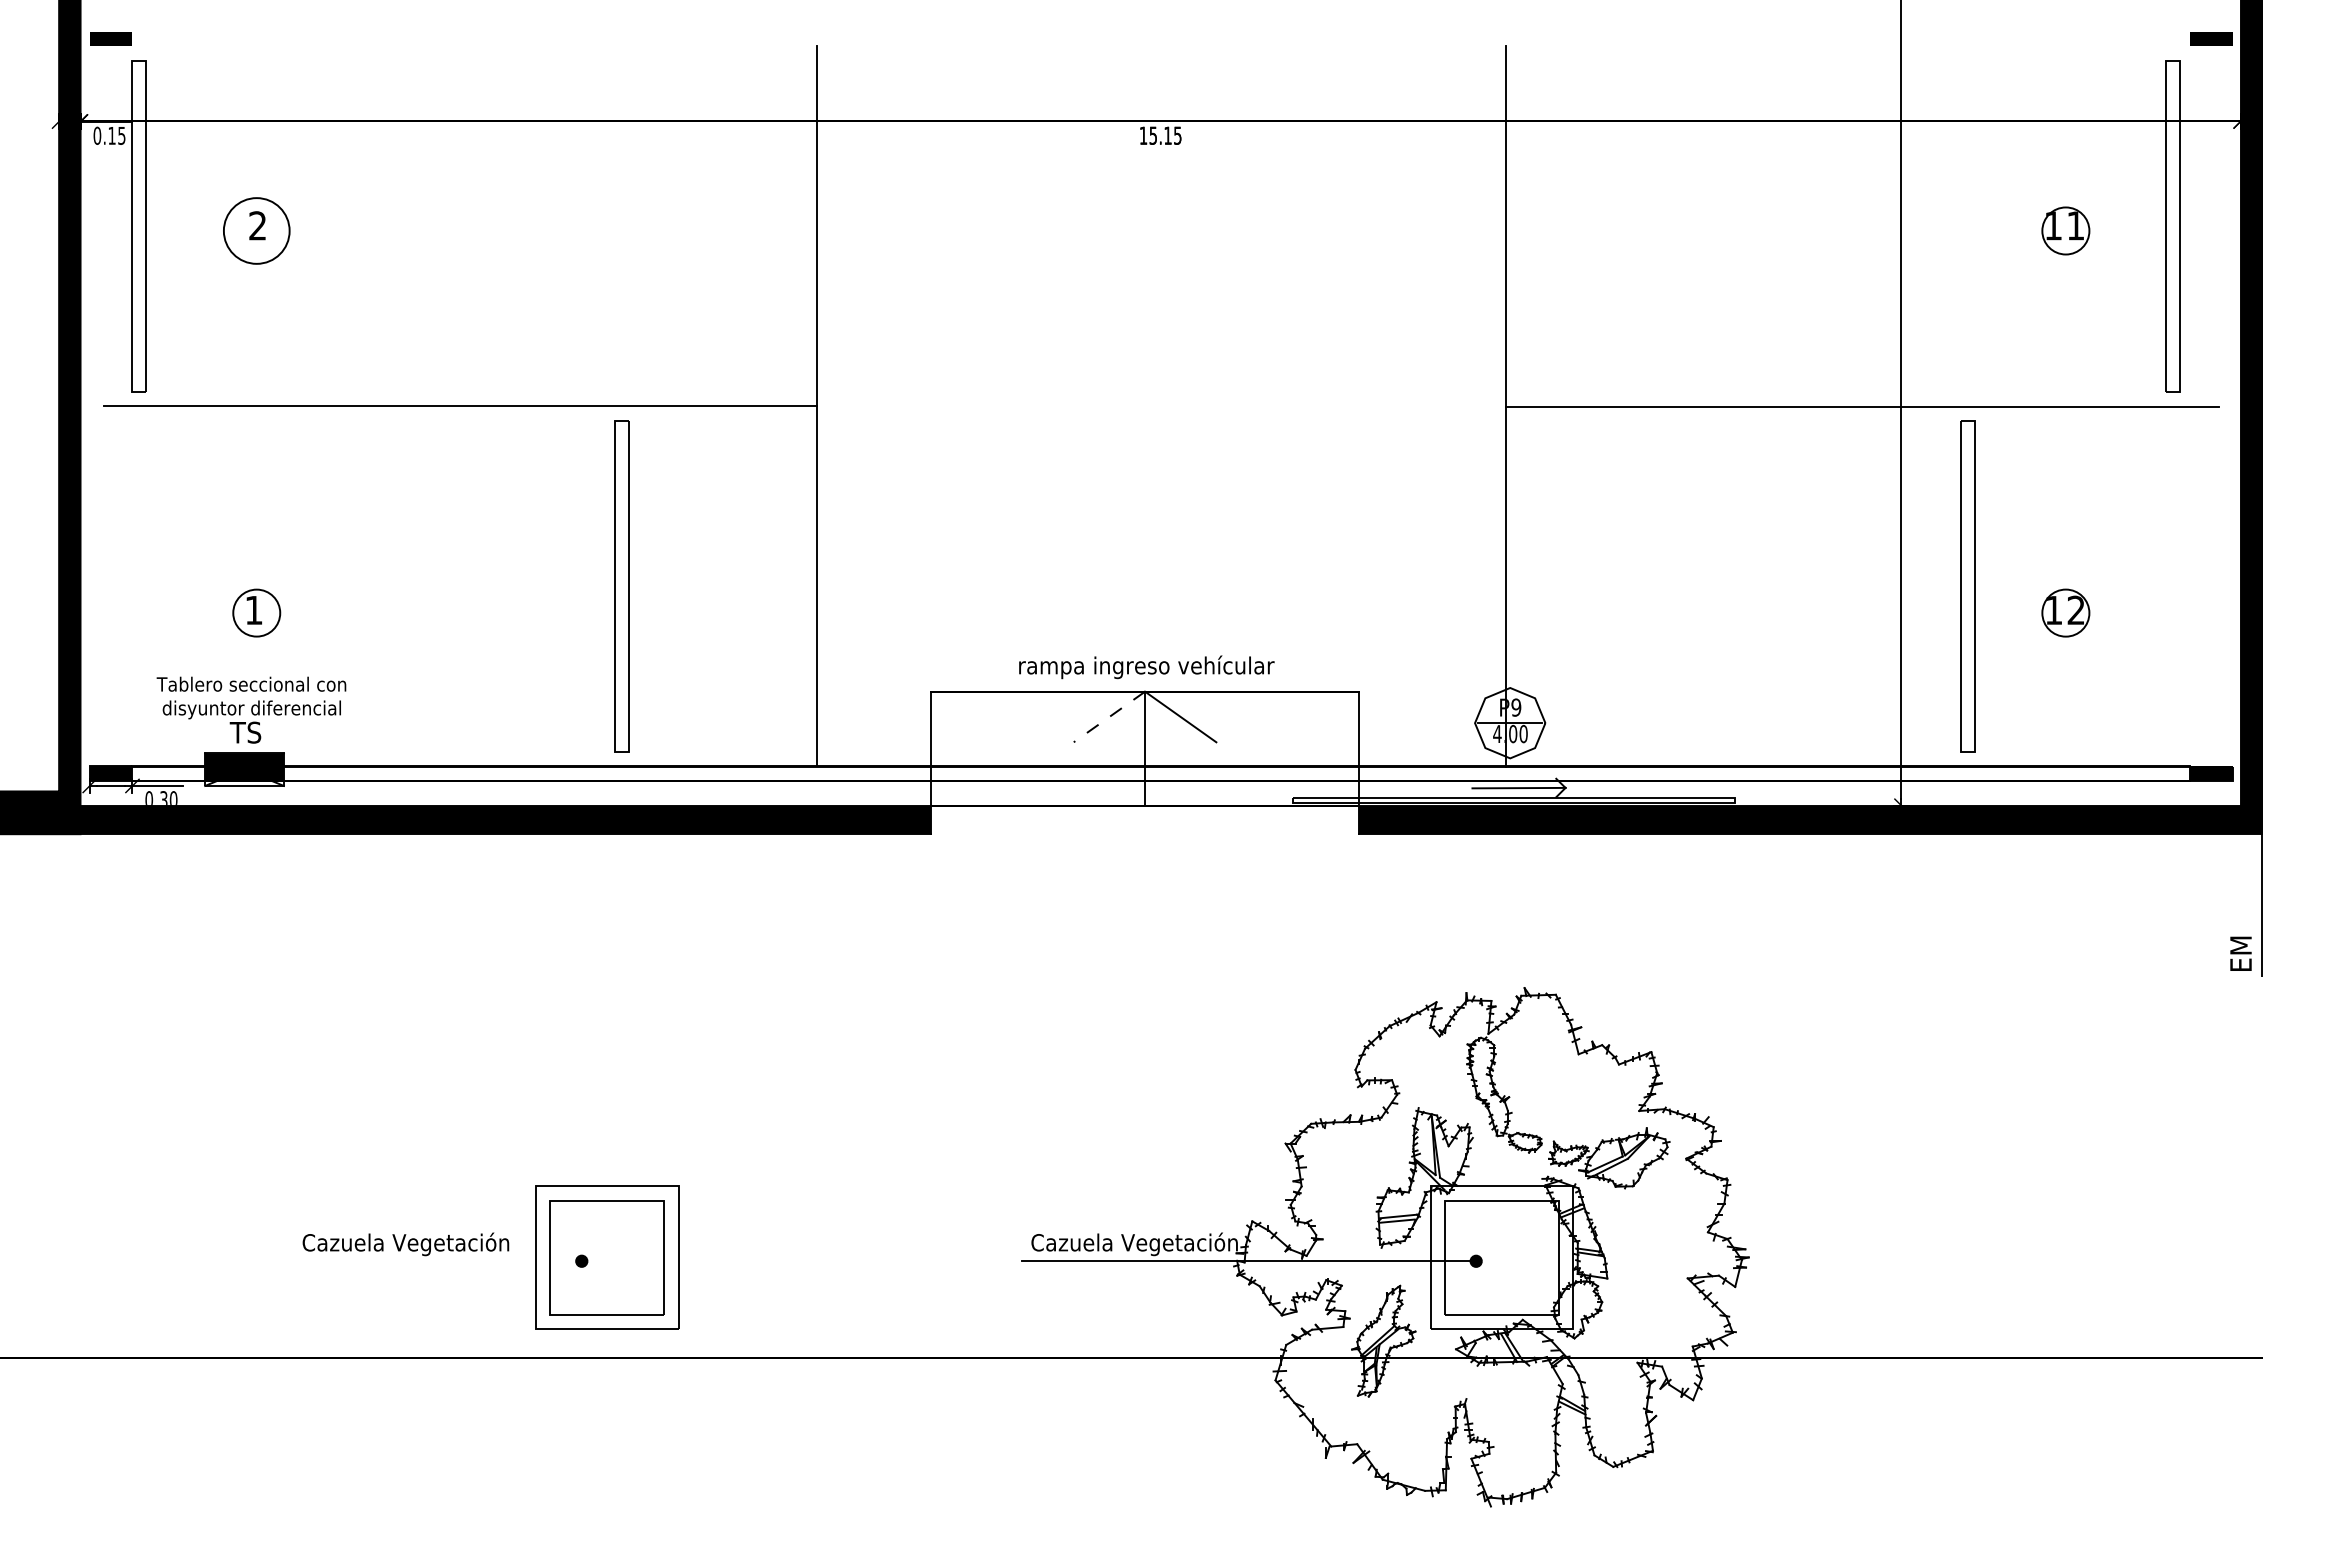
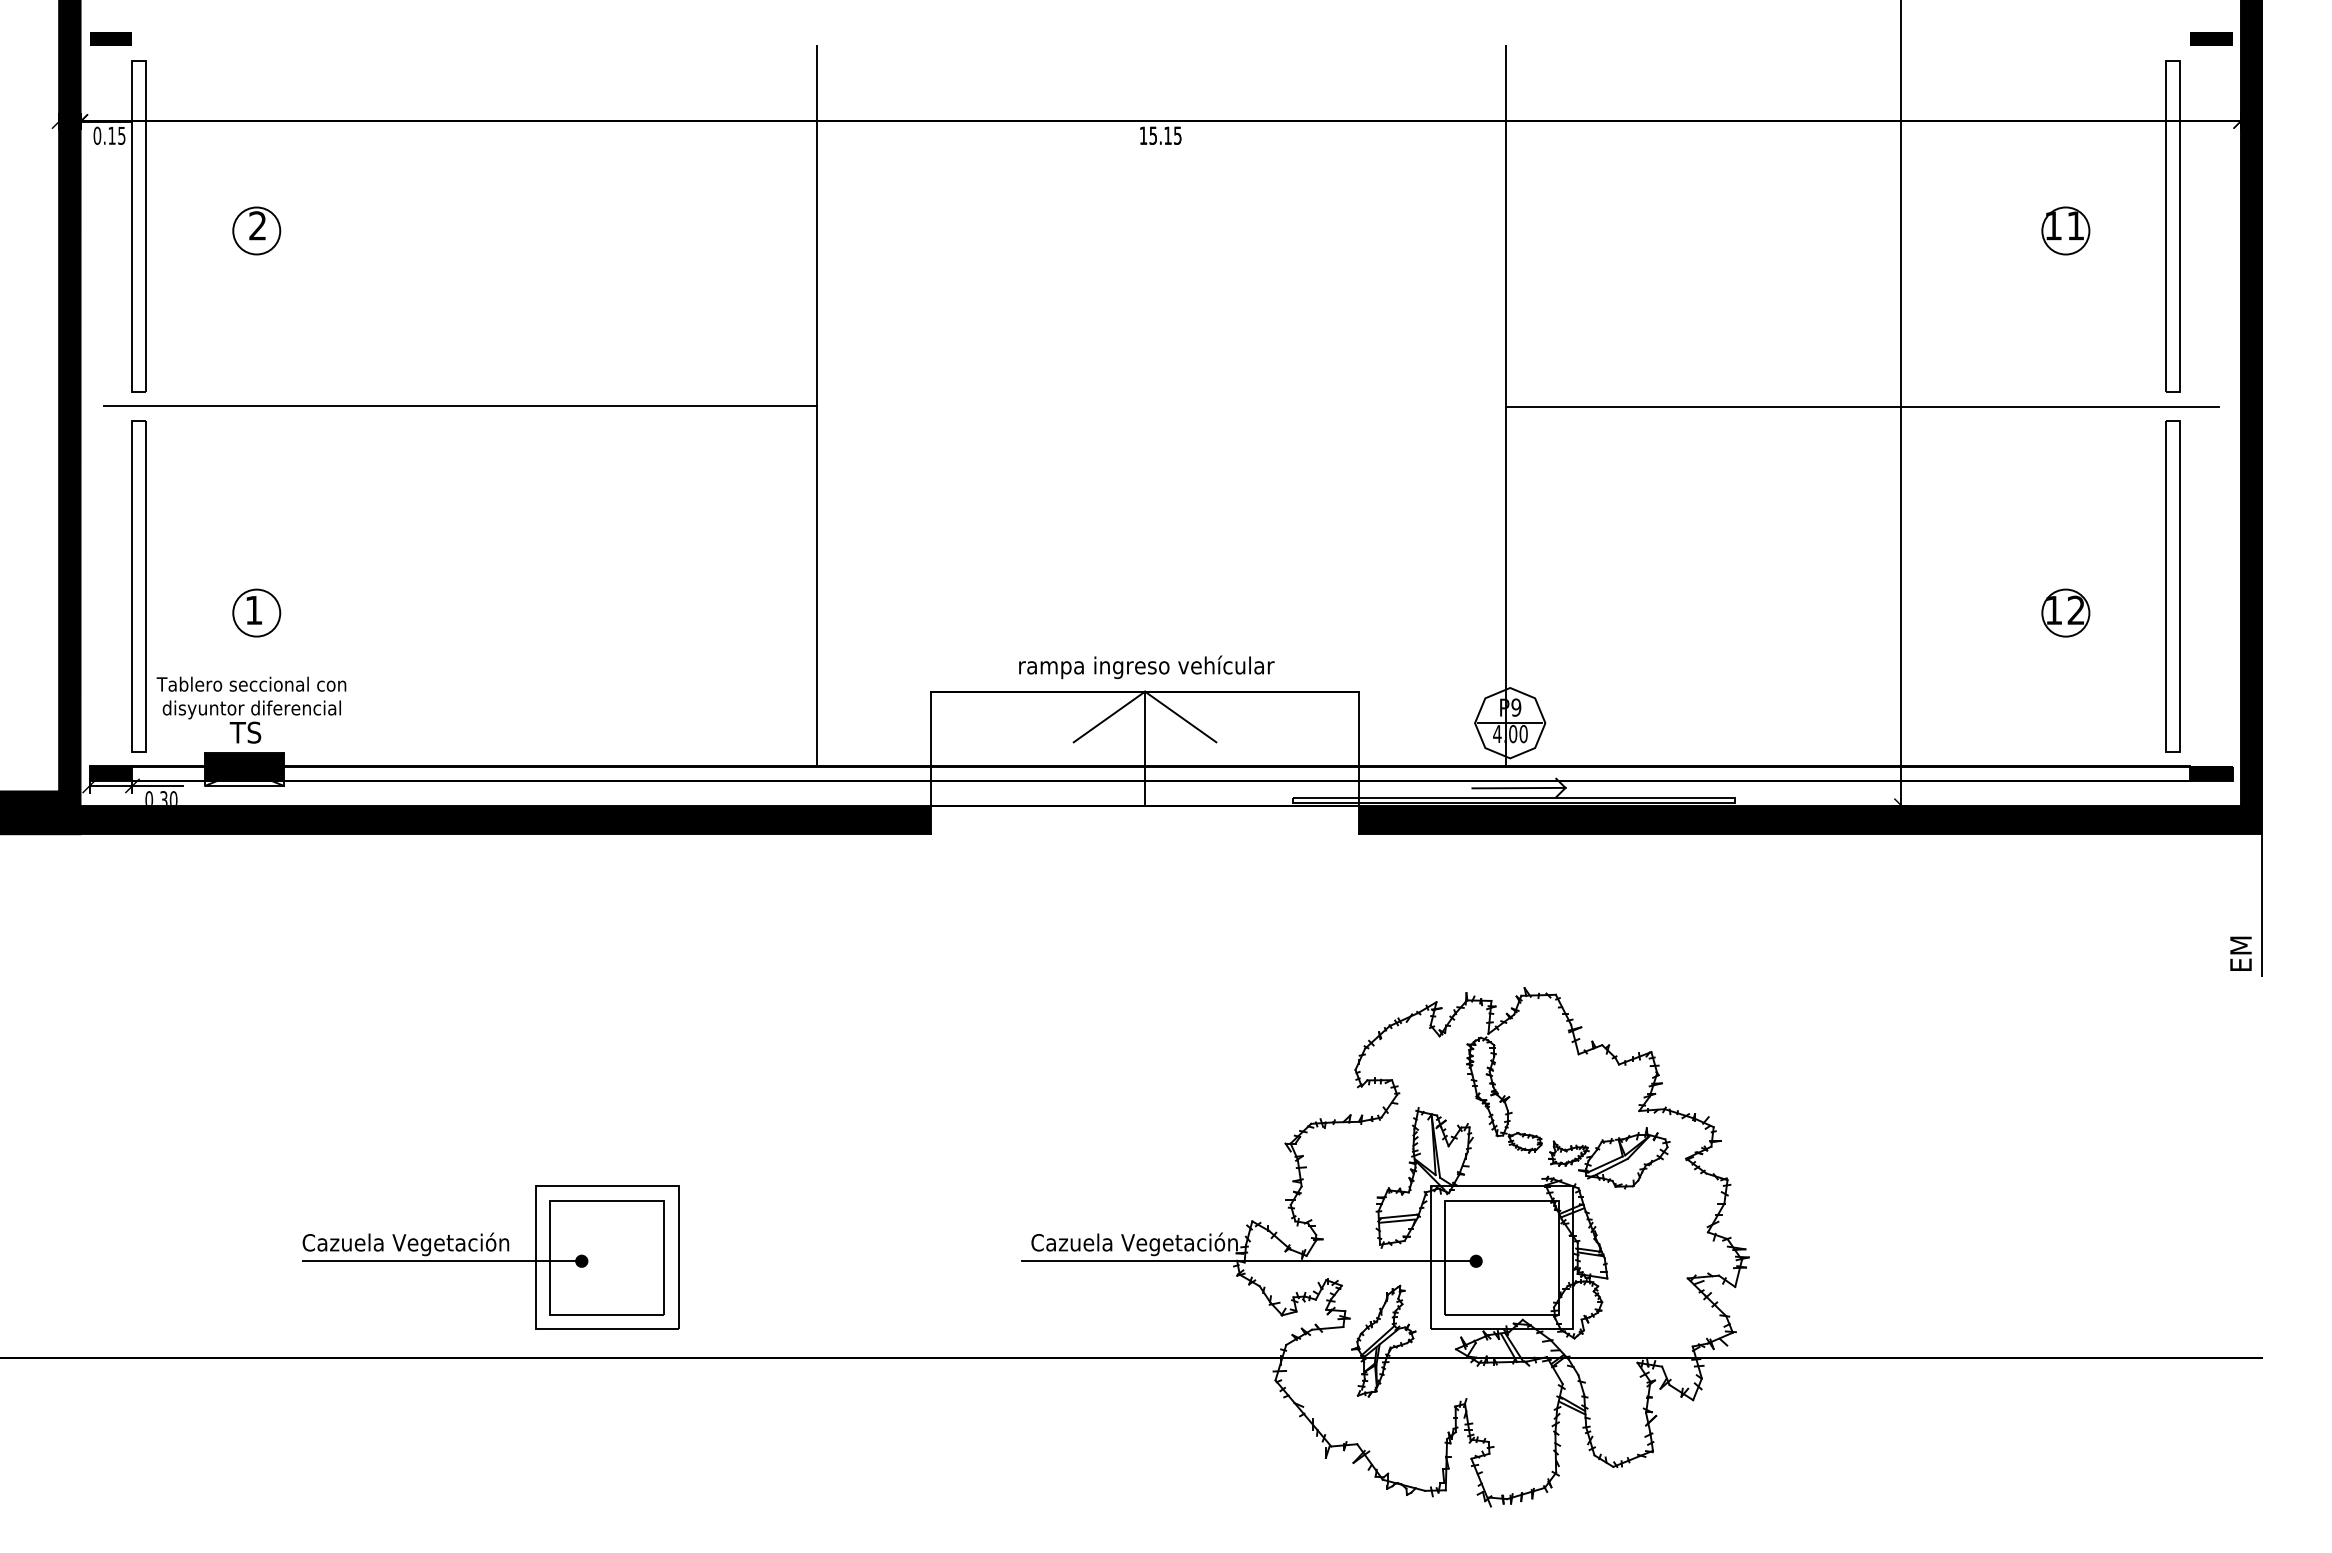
circle diameter: 66 px -> 47 px (256, 230)
part position: (621, 586) -> (138, 586) (138, 586)
part position: (1967, 586) -> (2172, 586) (2172, 586)
line: dashed -> solid (1109, 716)
line: none -> present (442, 1261)
